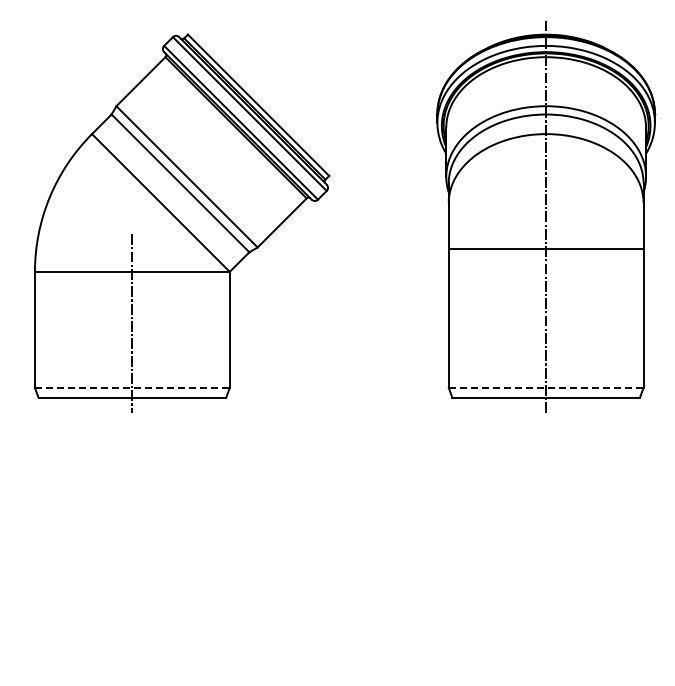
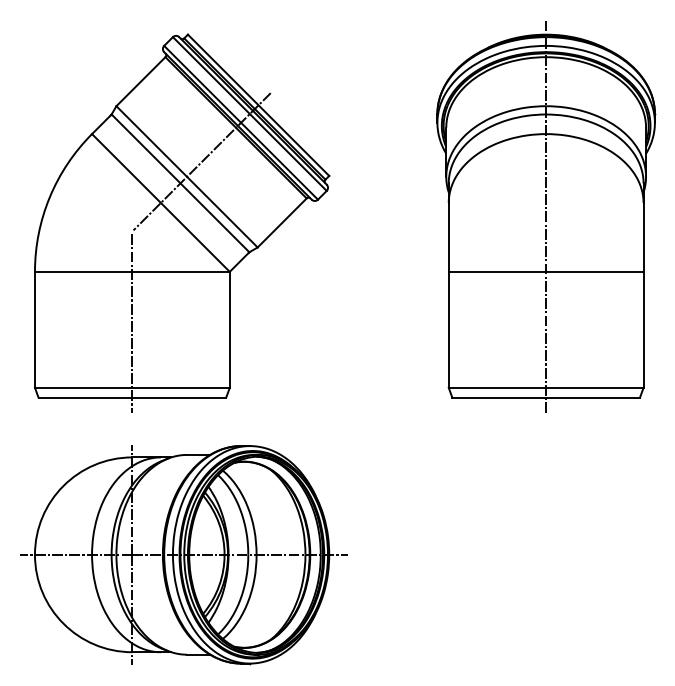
line: none -> present (201, 161)
line position: (545, 248) -> (545, 271) (545, 271)
line: dashed -> solid (132, 387)
line: dashed -> solid (546, 387)
part: none -> present (183, 555)
